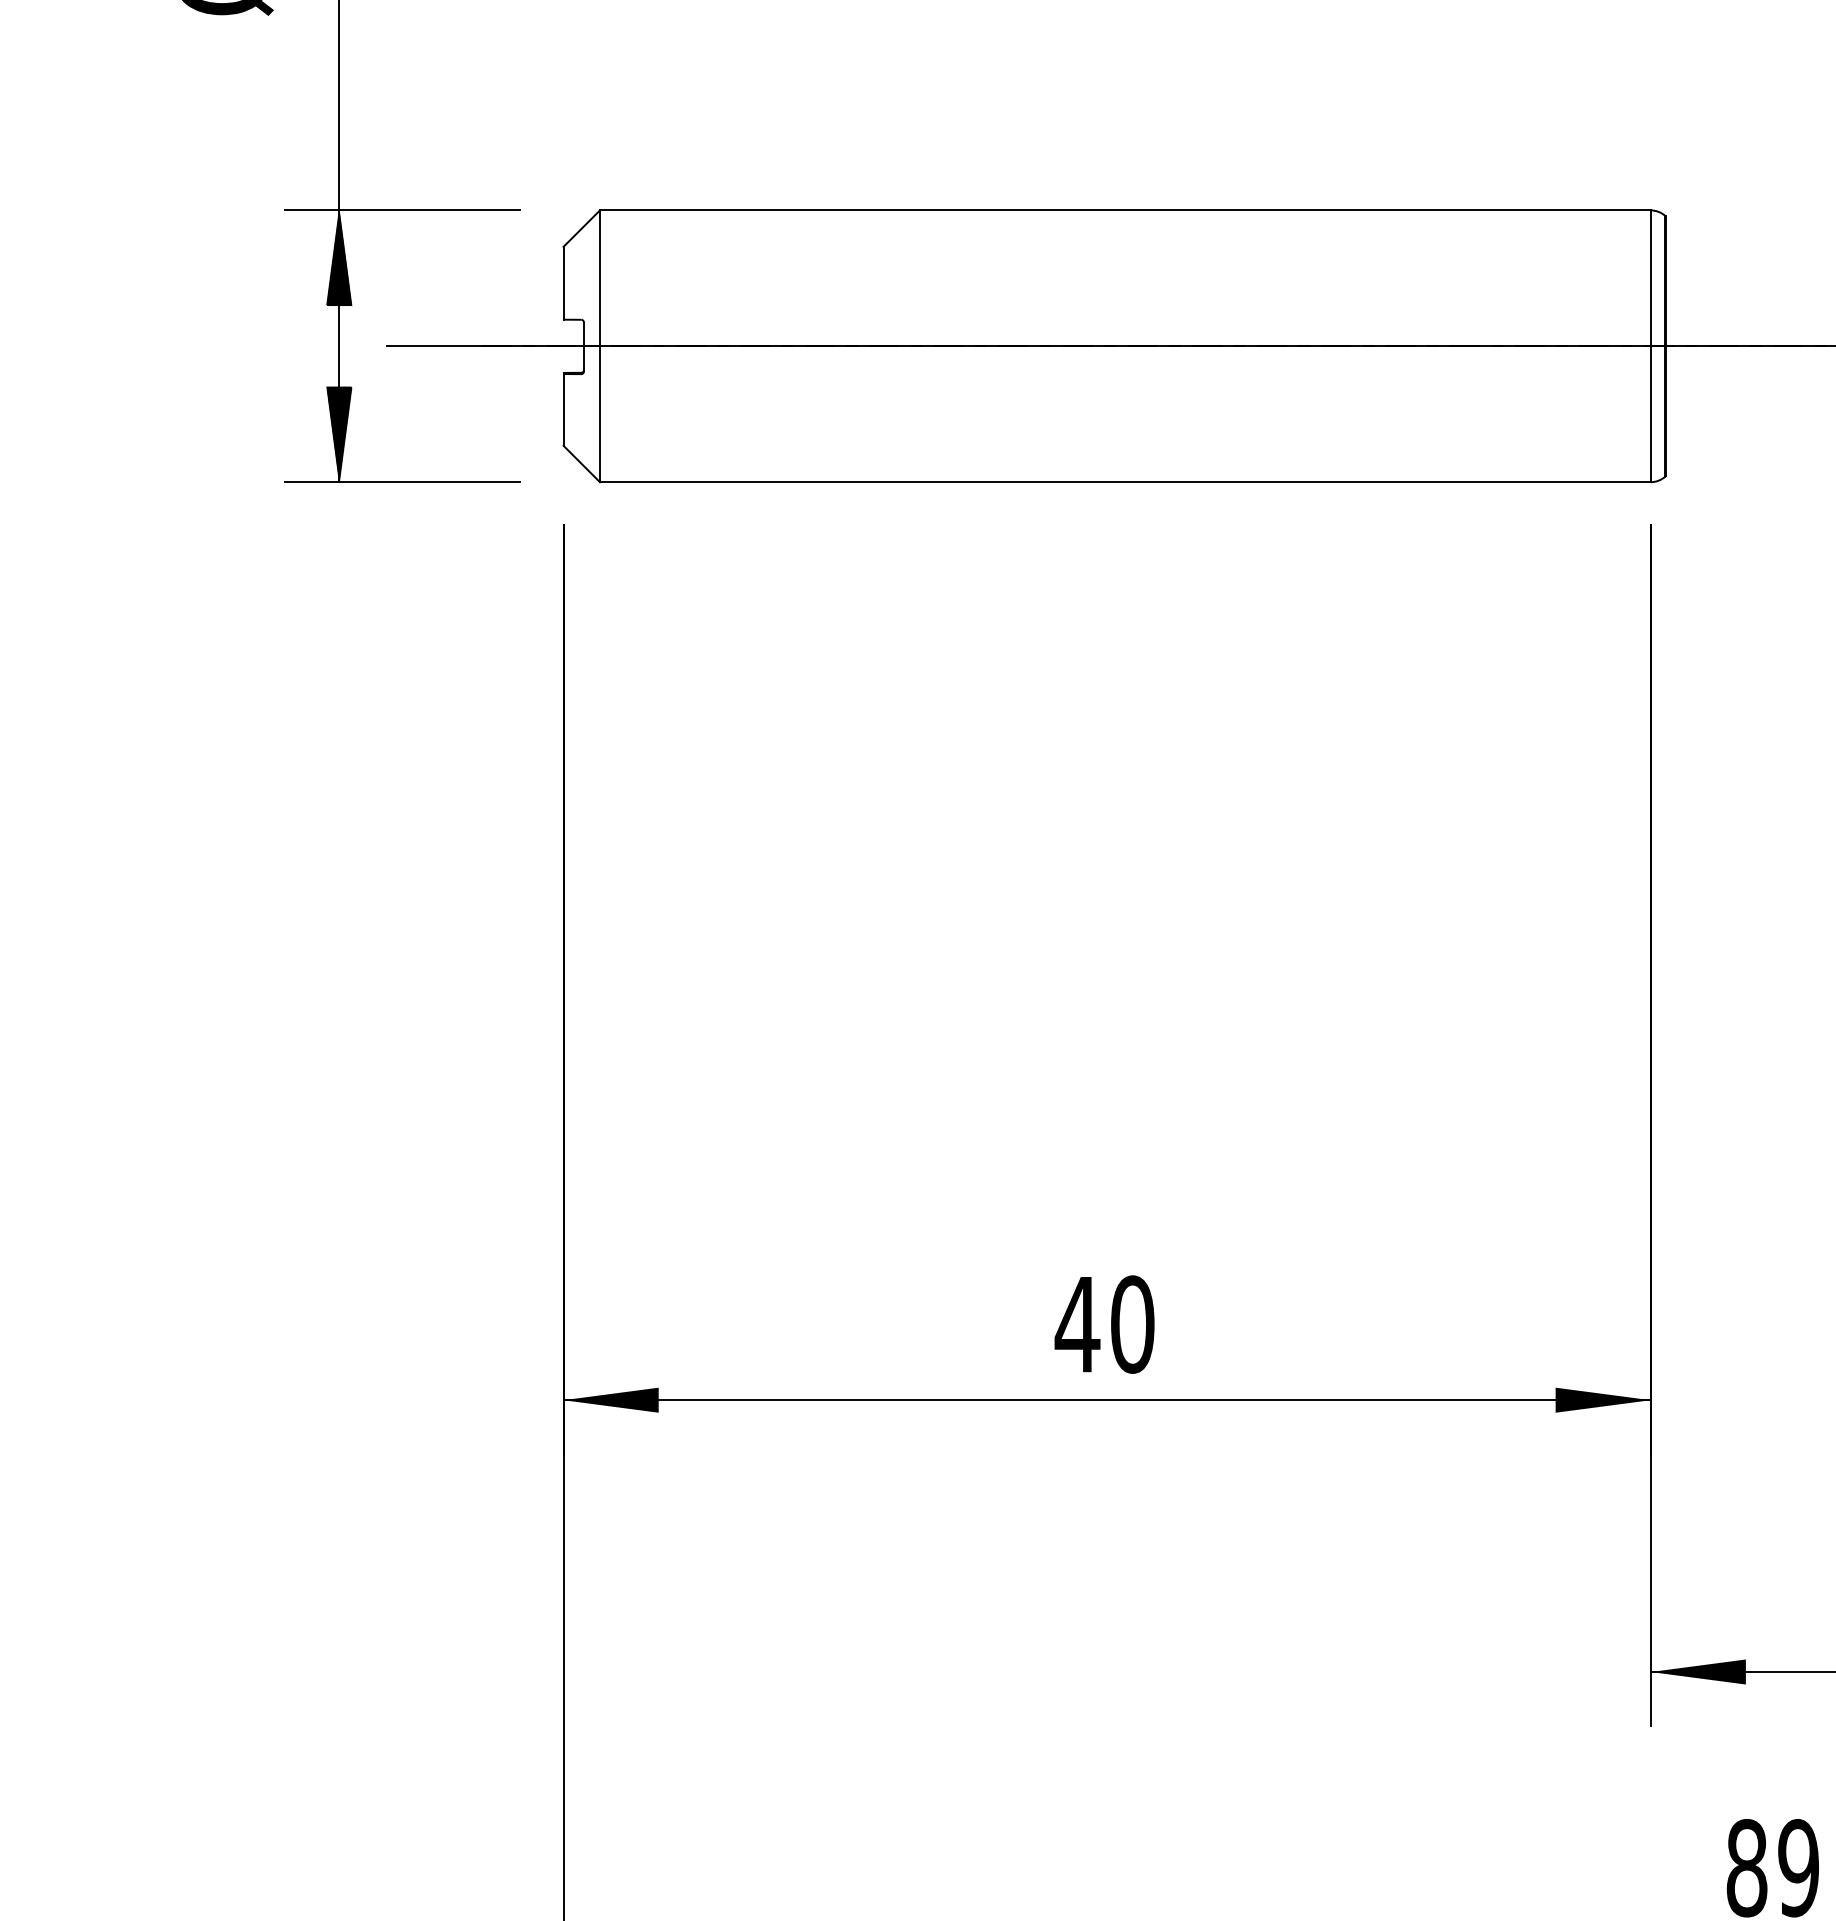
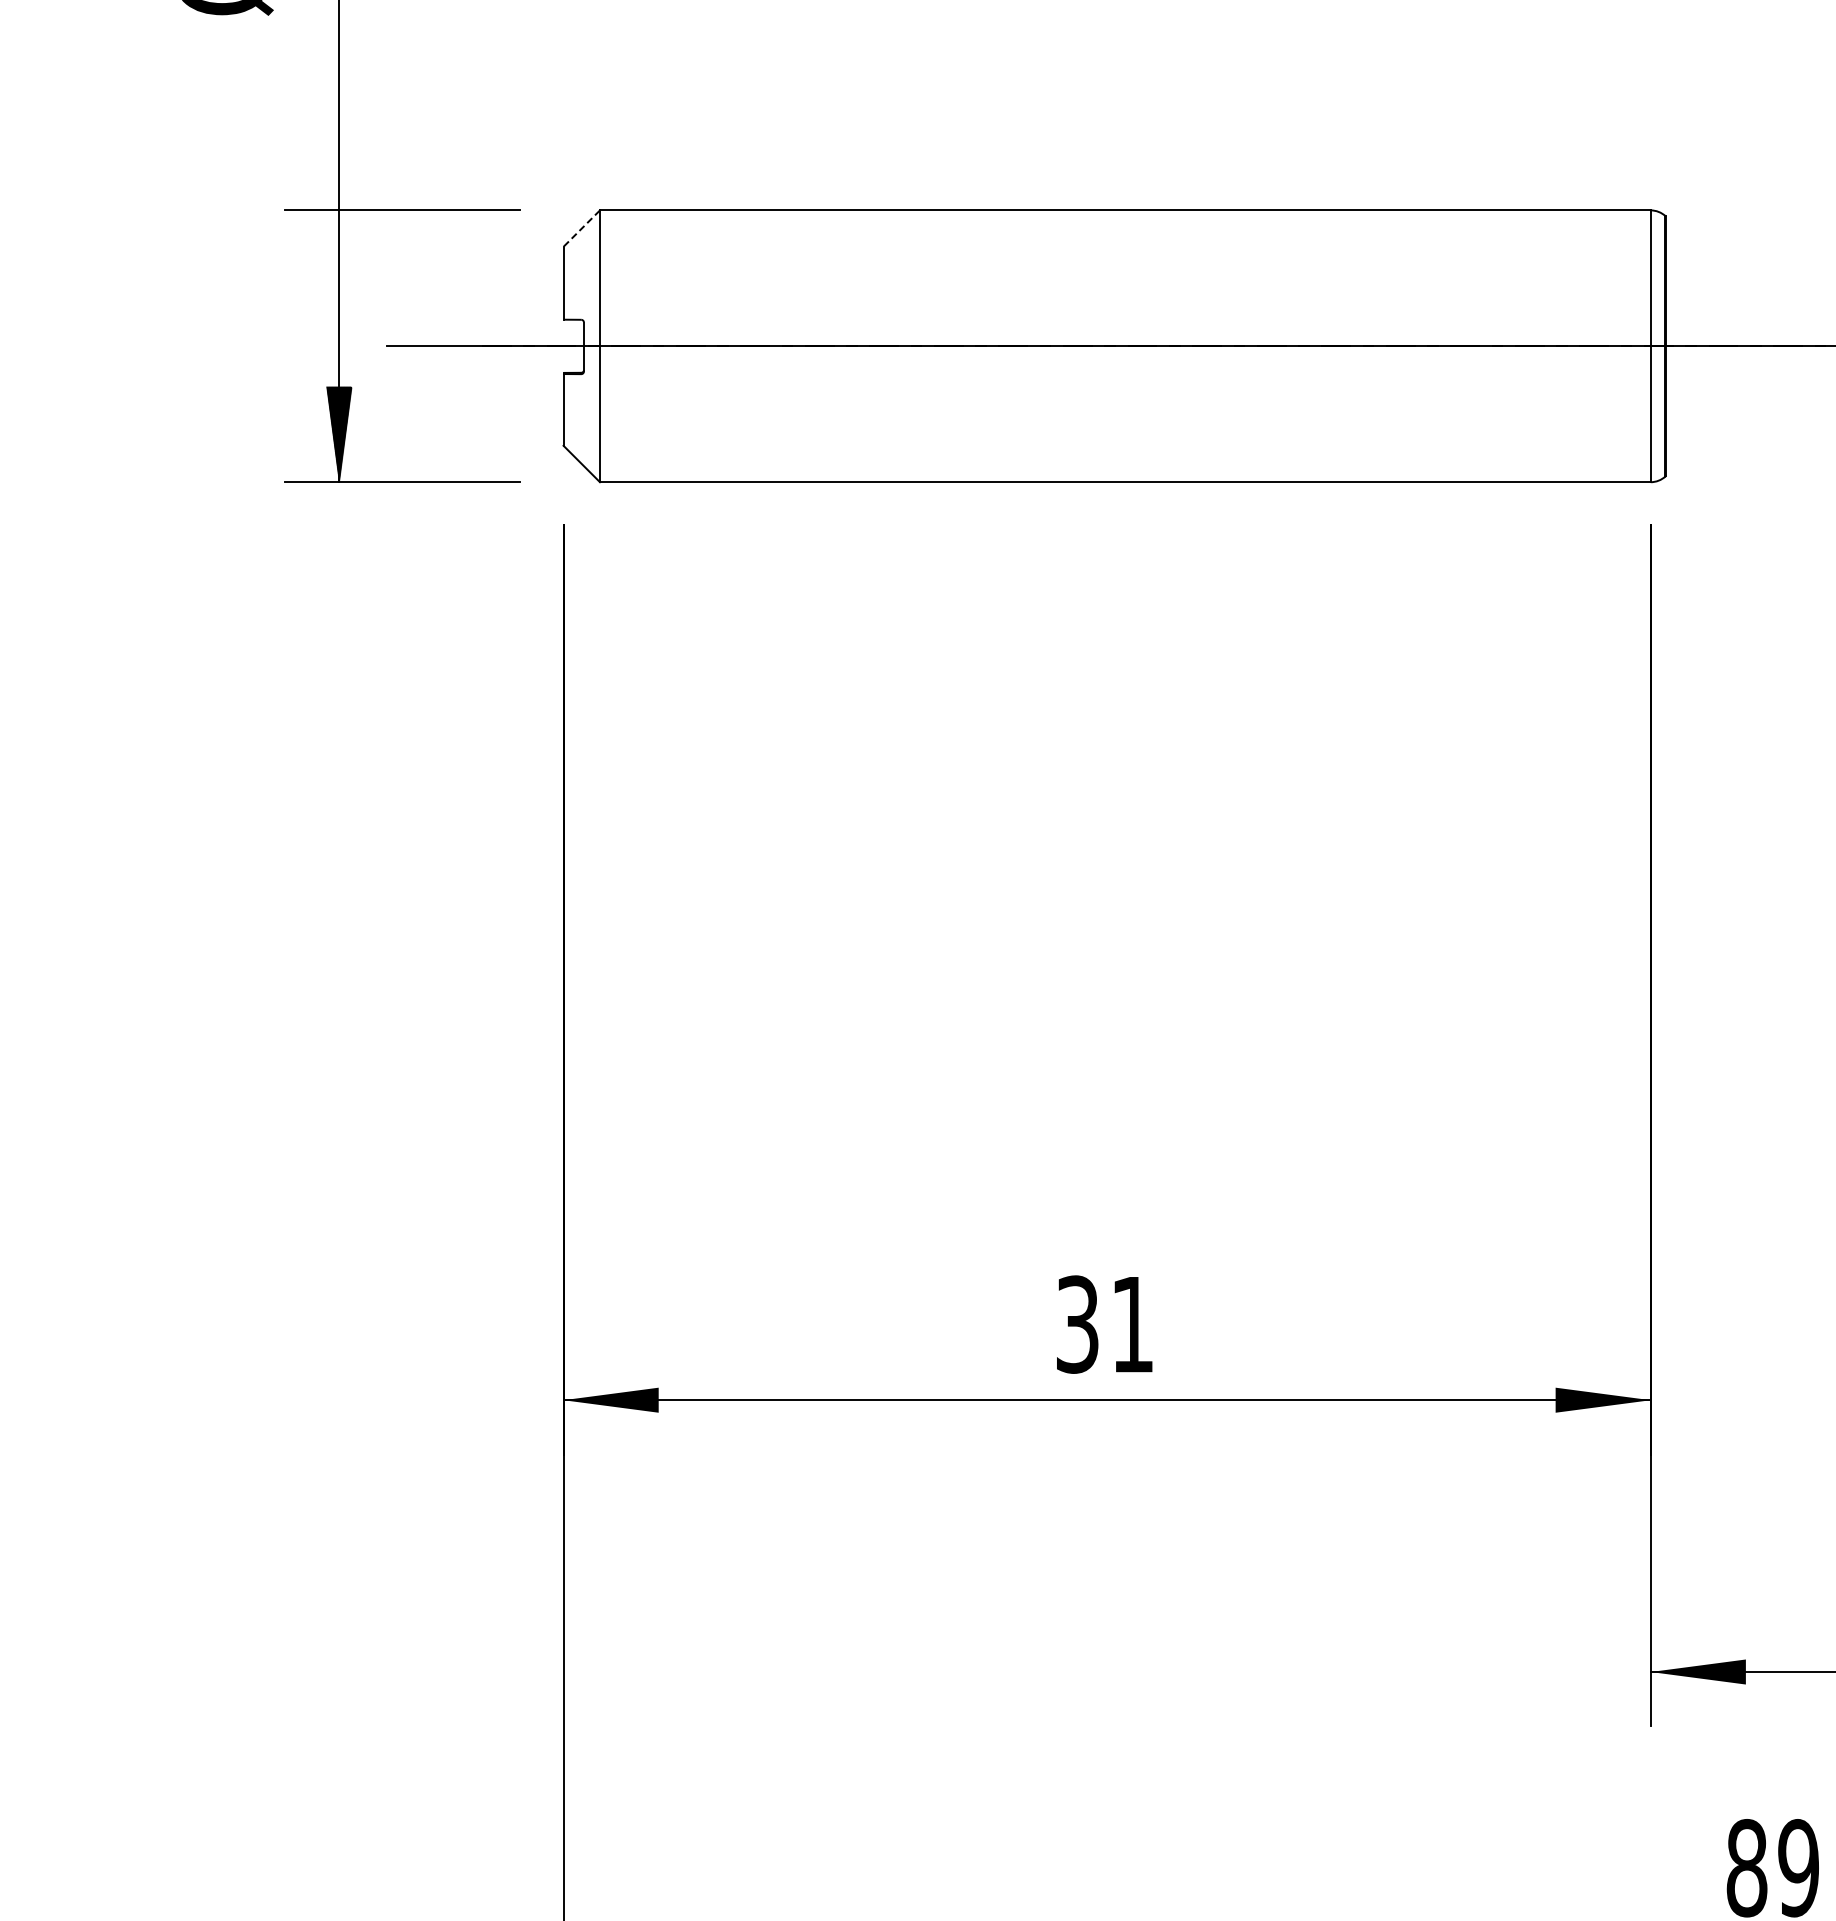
line: solid -> dashed (581, 228)
hatch: present -> none (338, 257)
text: 40 -> 31 (1104, 1324)
